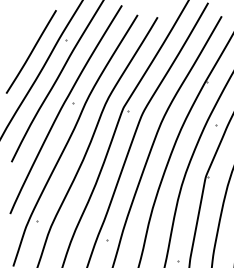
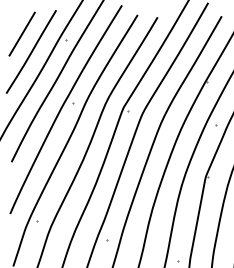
line: none -> present (21, 33)
